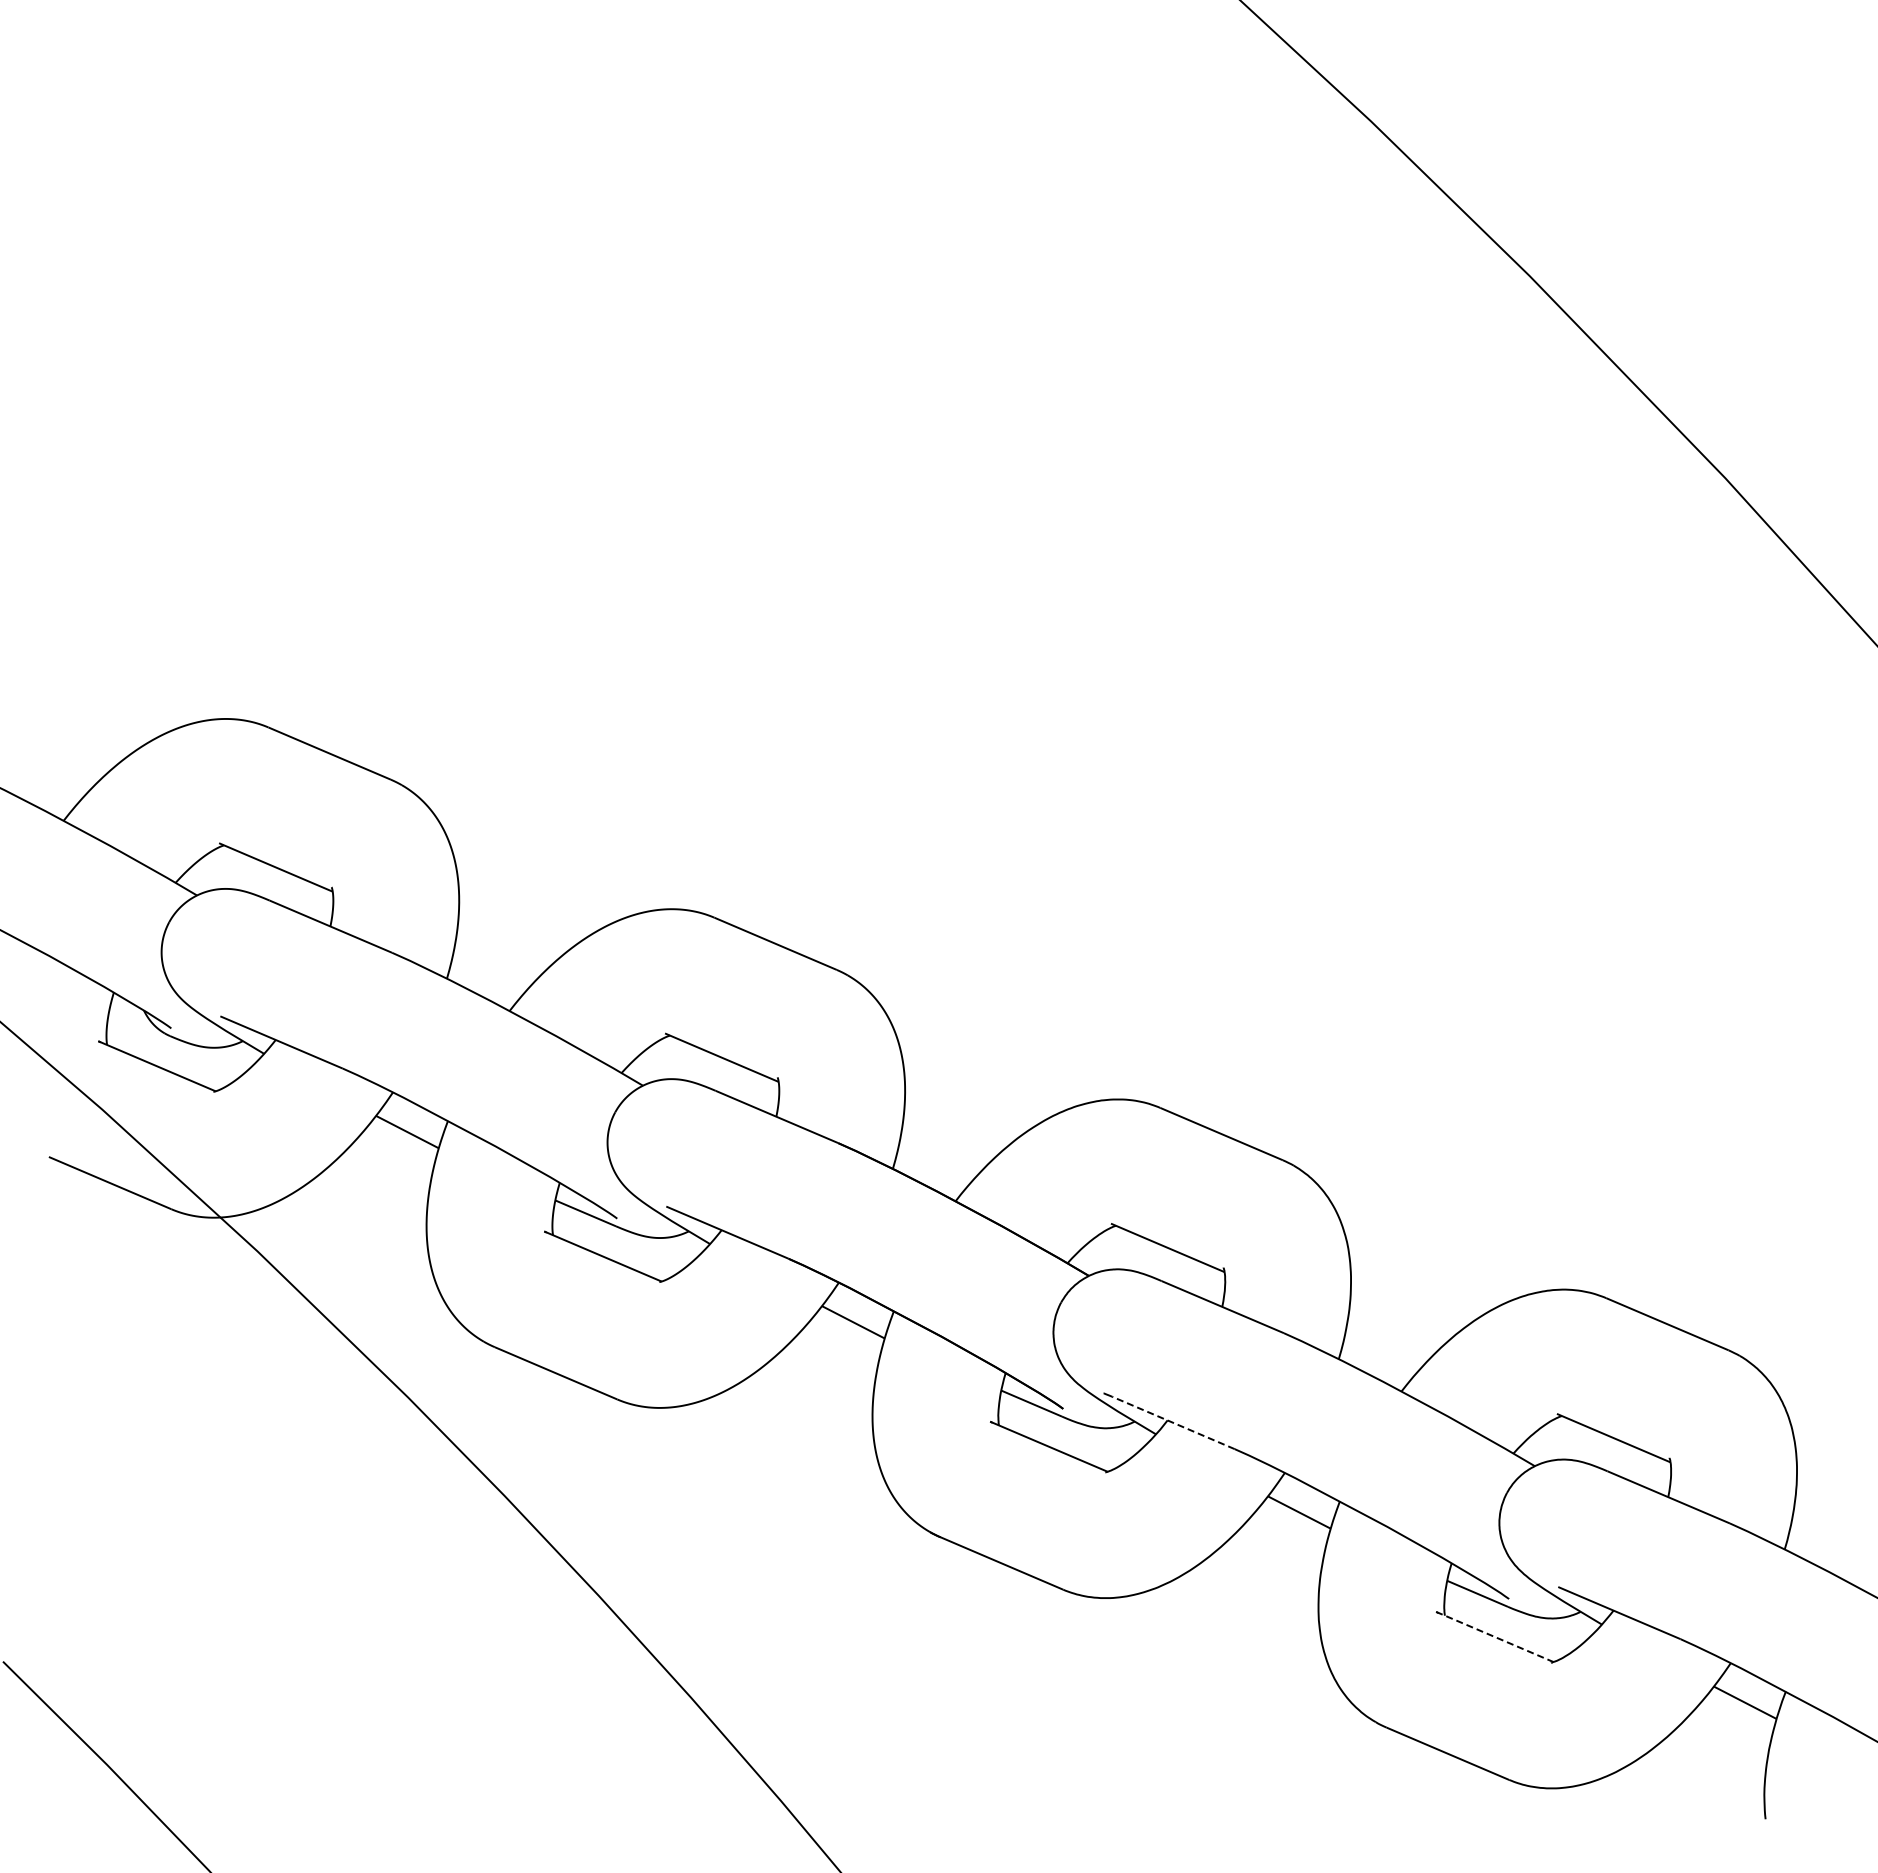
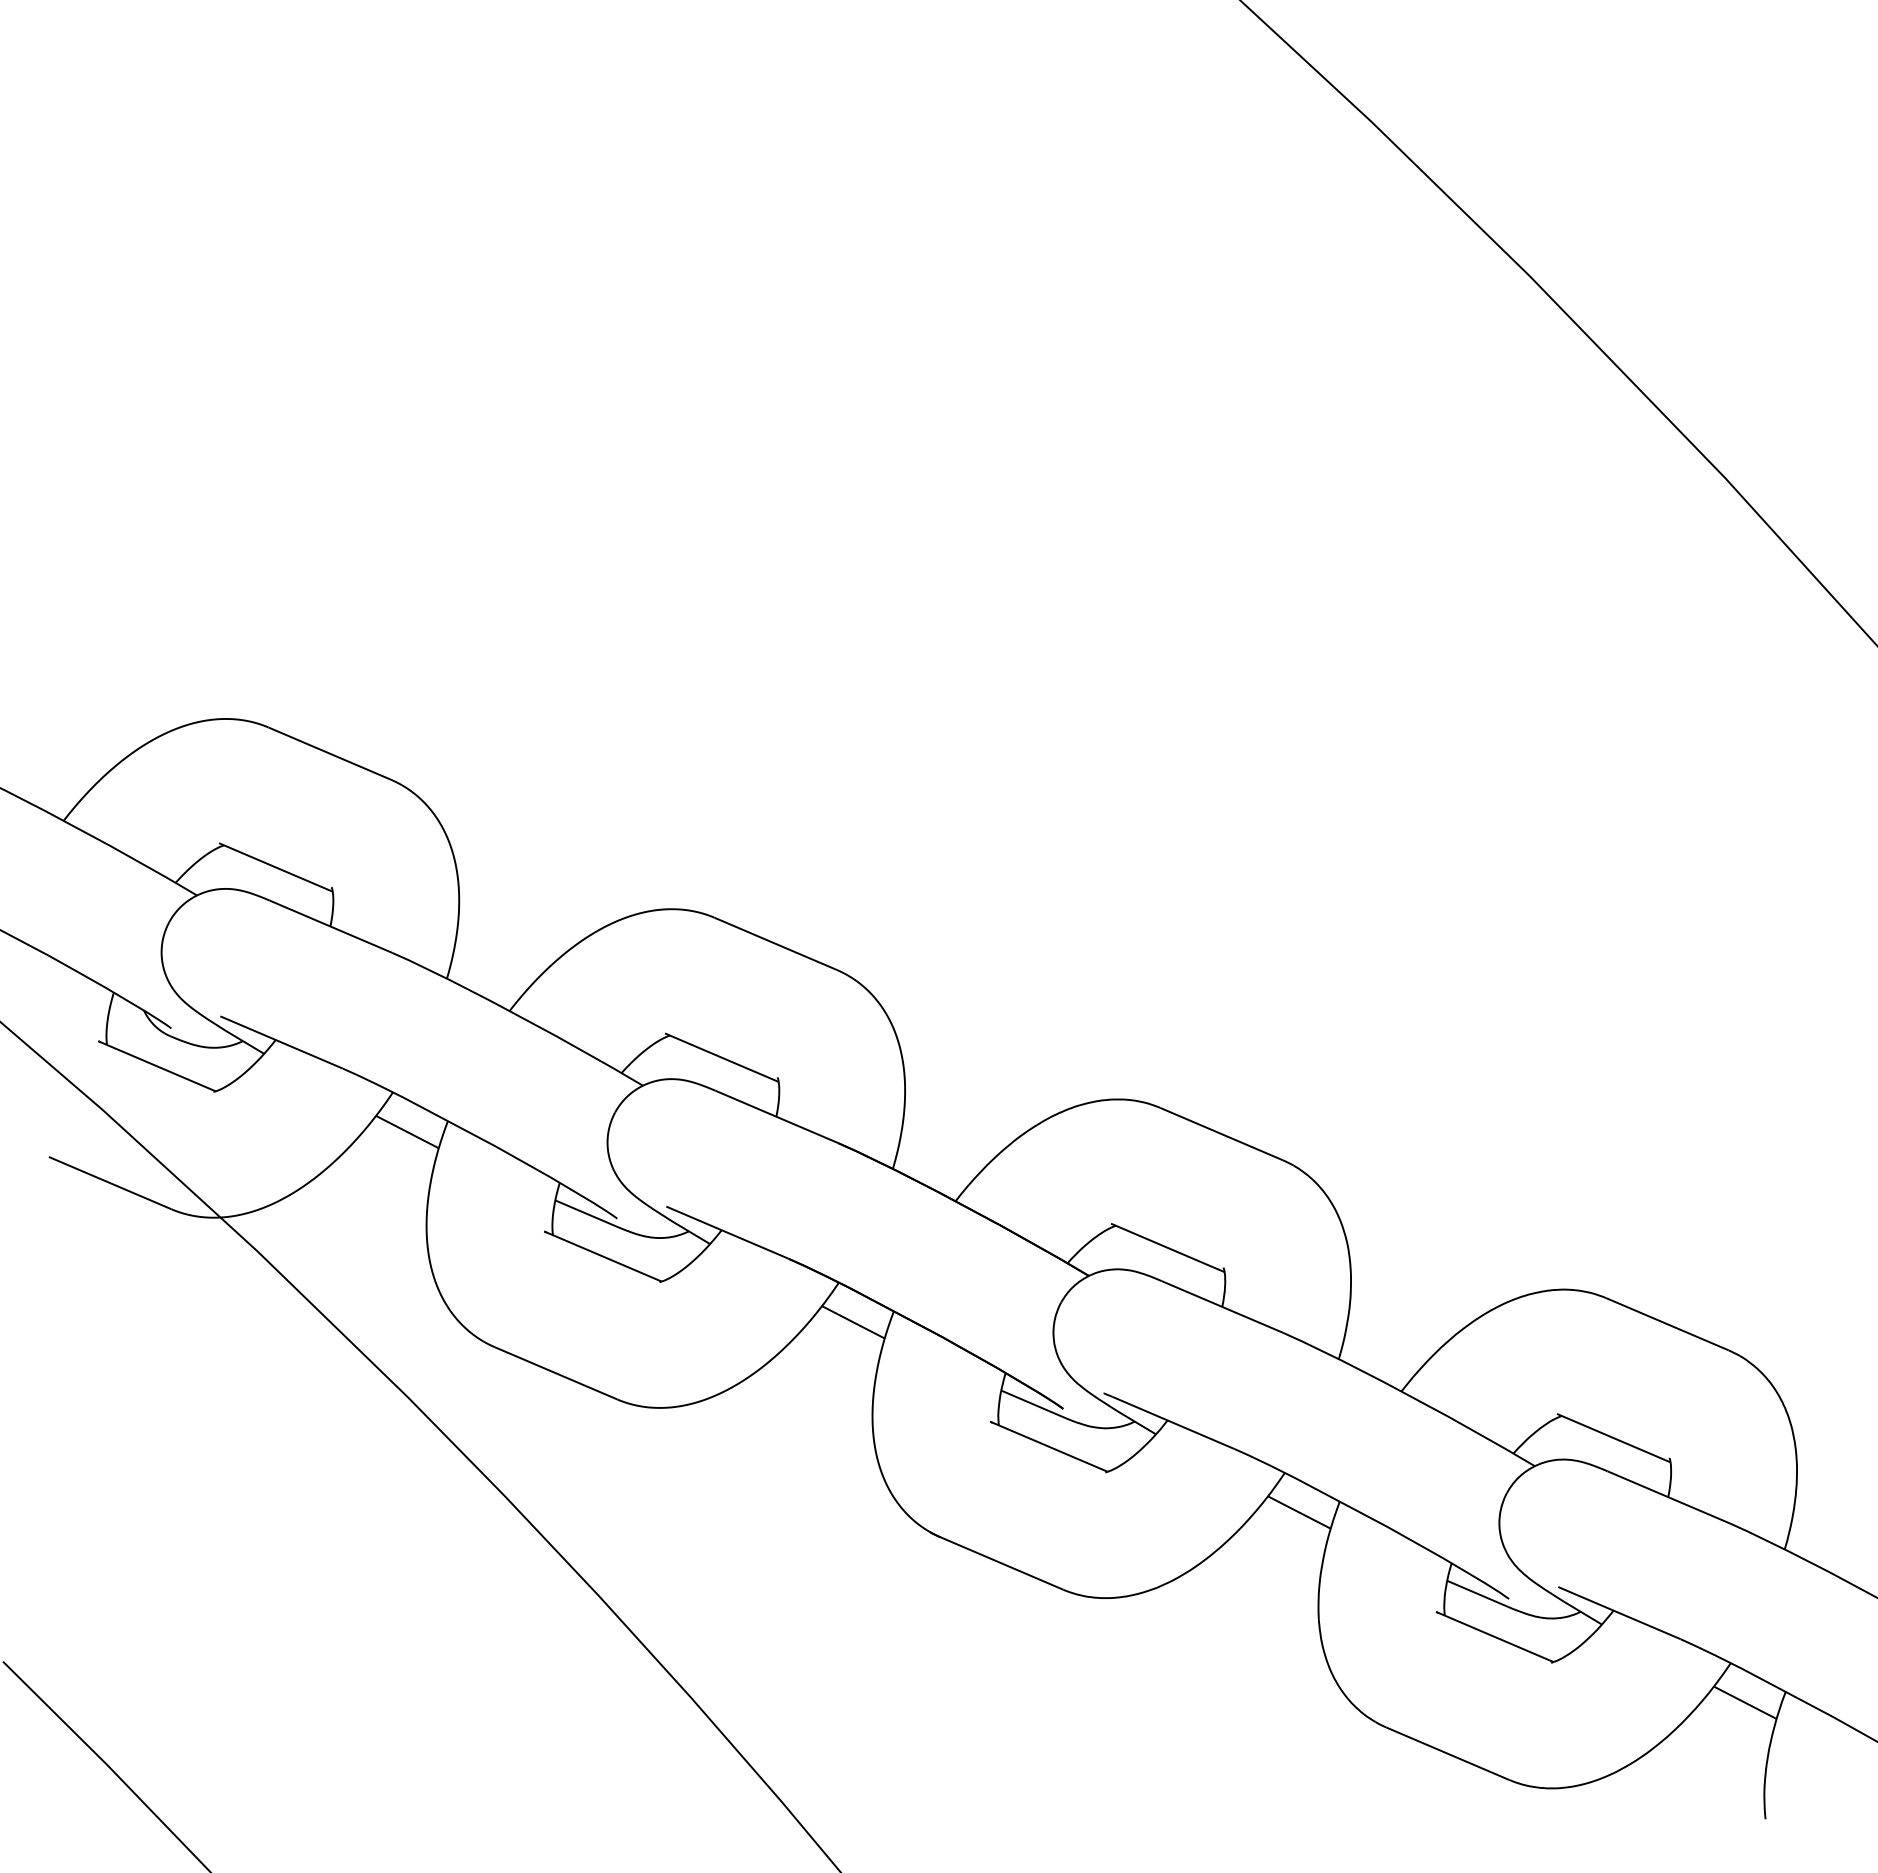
line: dashed -> solid (1173, 1422)
line: dashed -> solid (1494, 1636)
